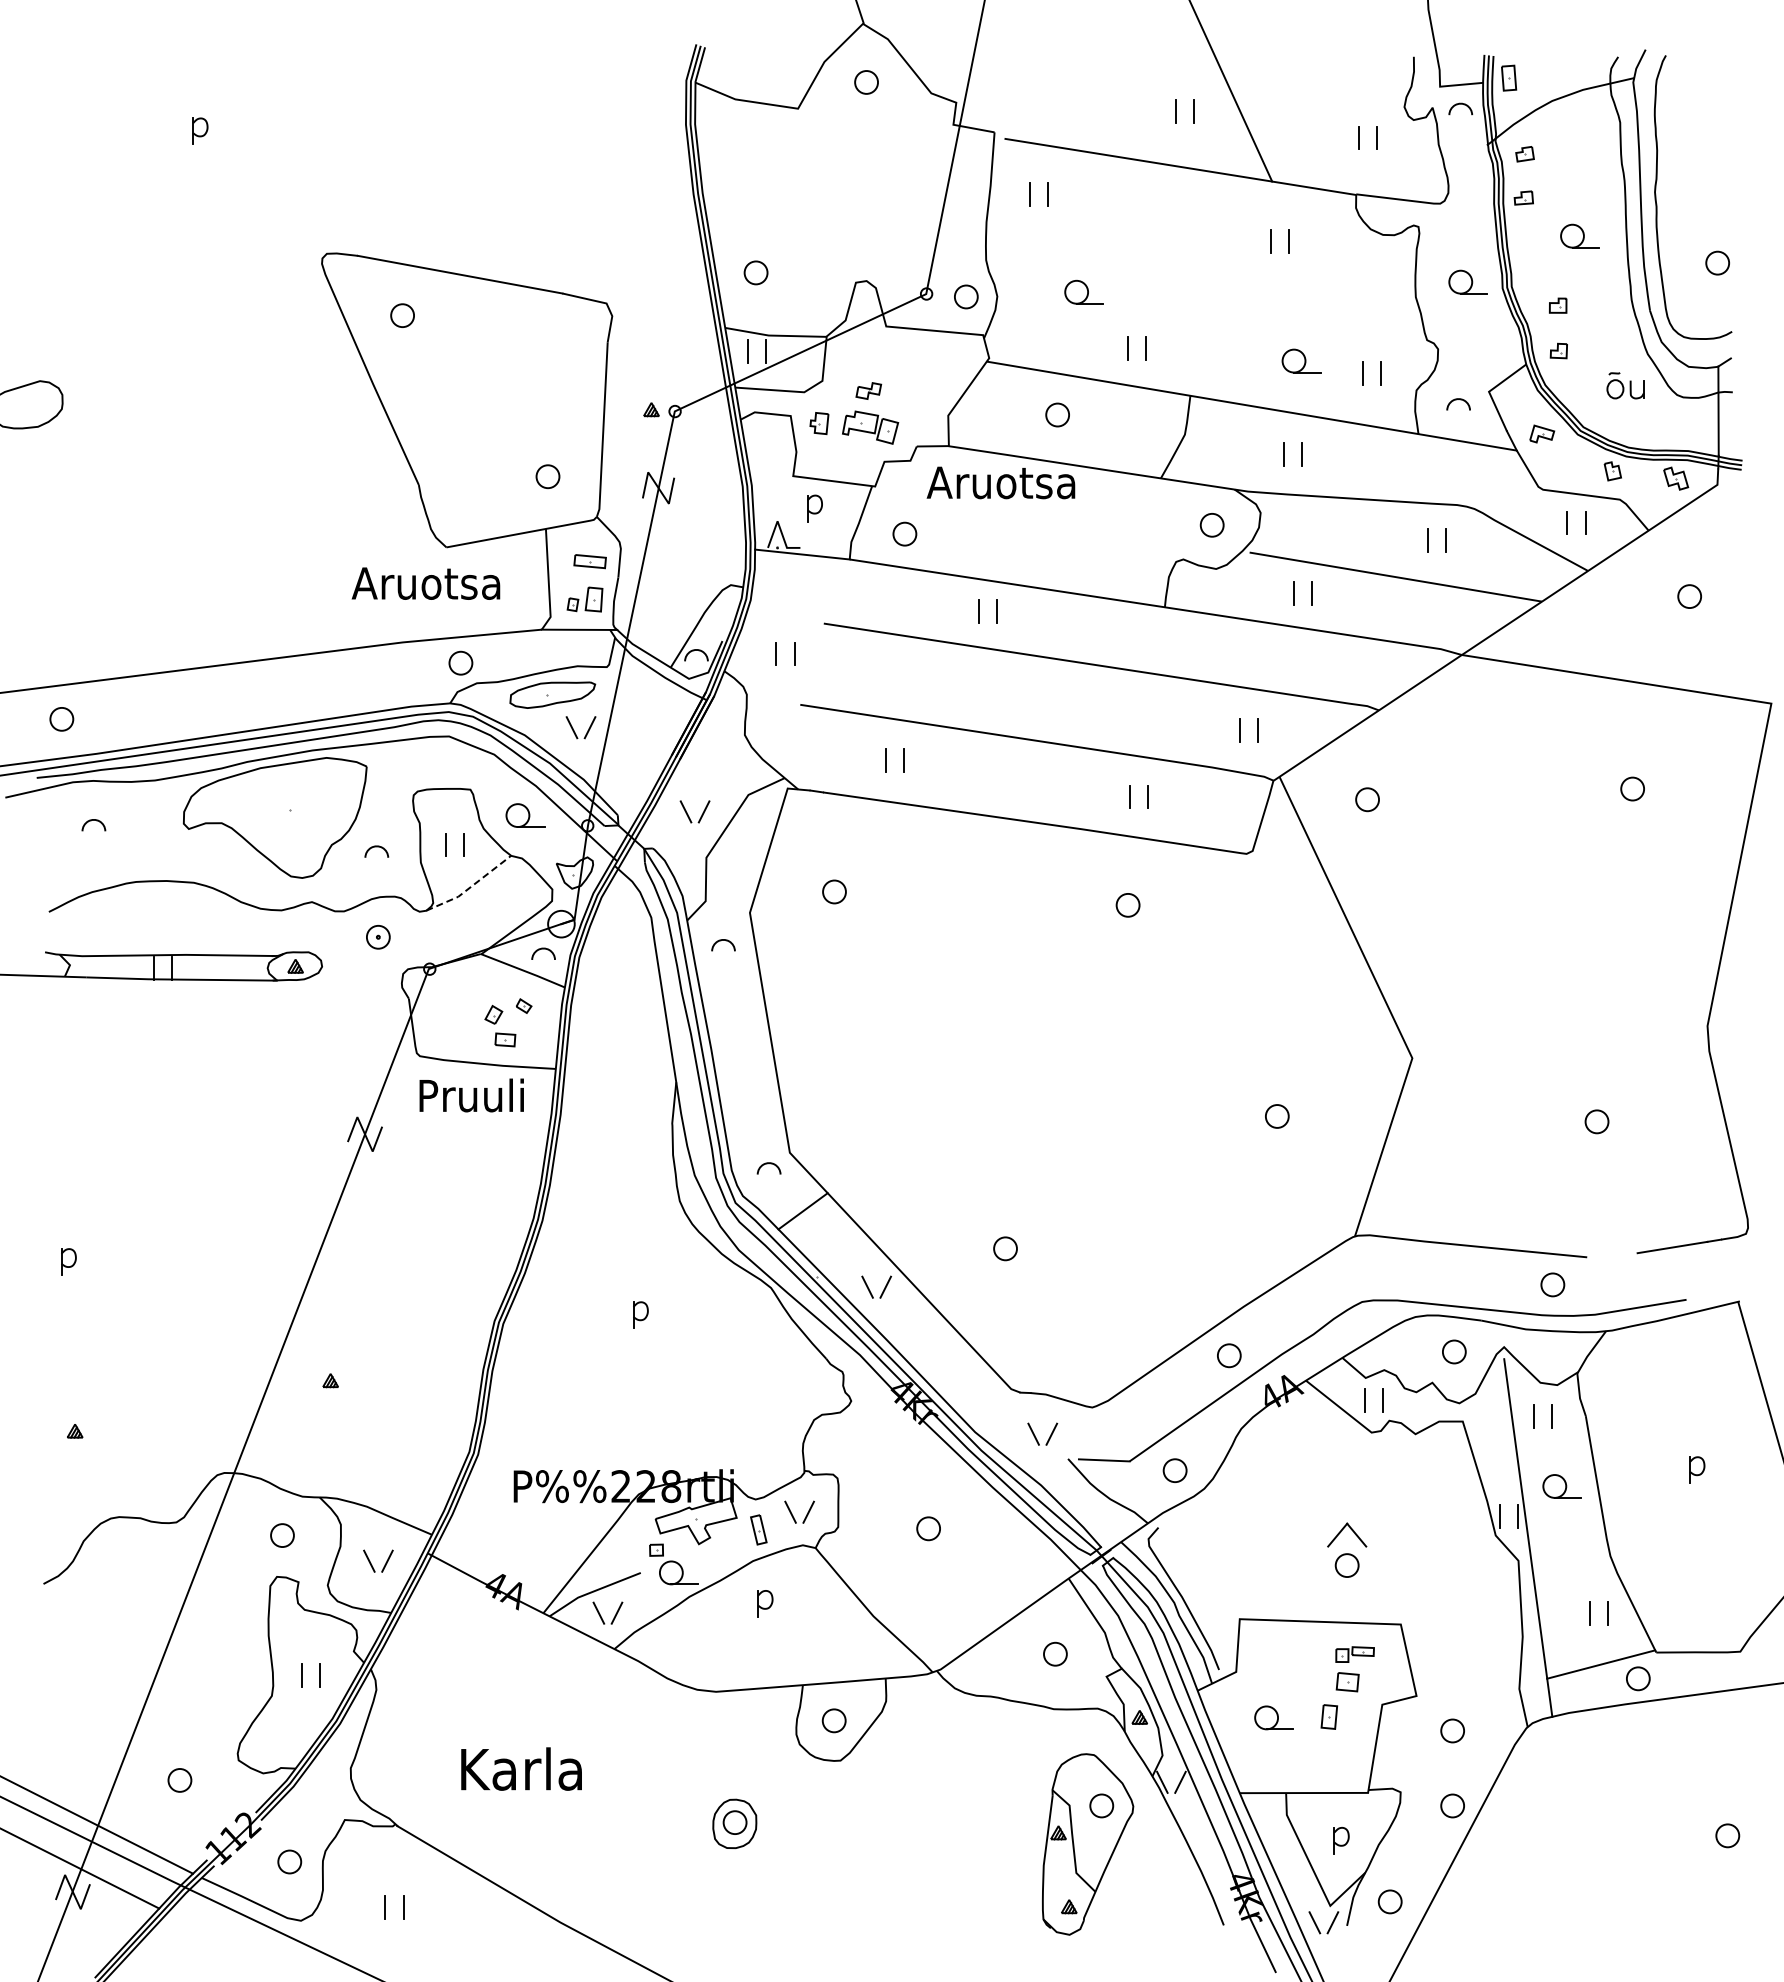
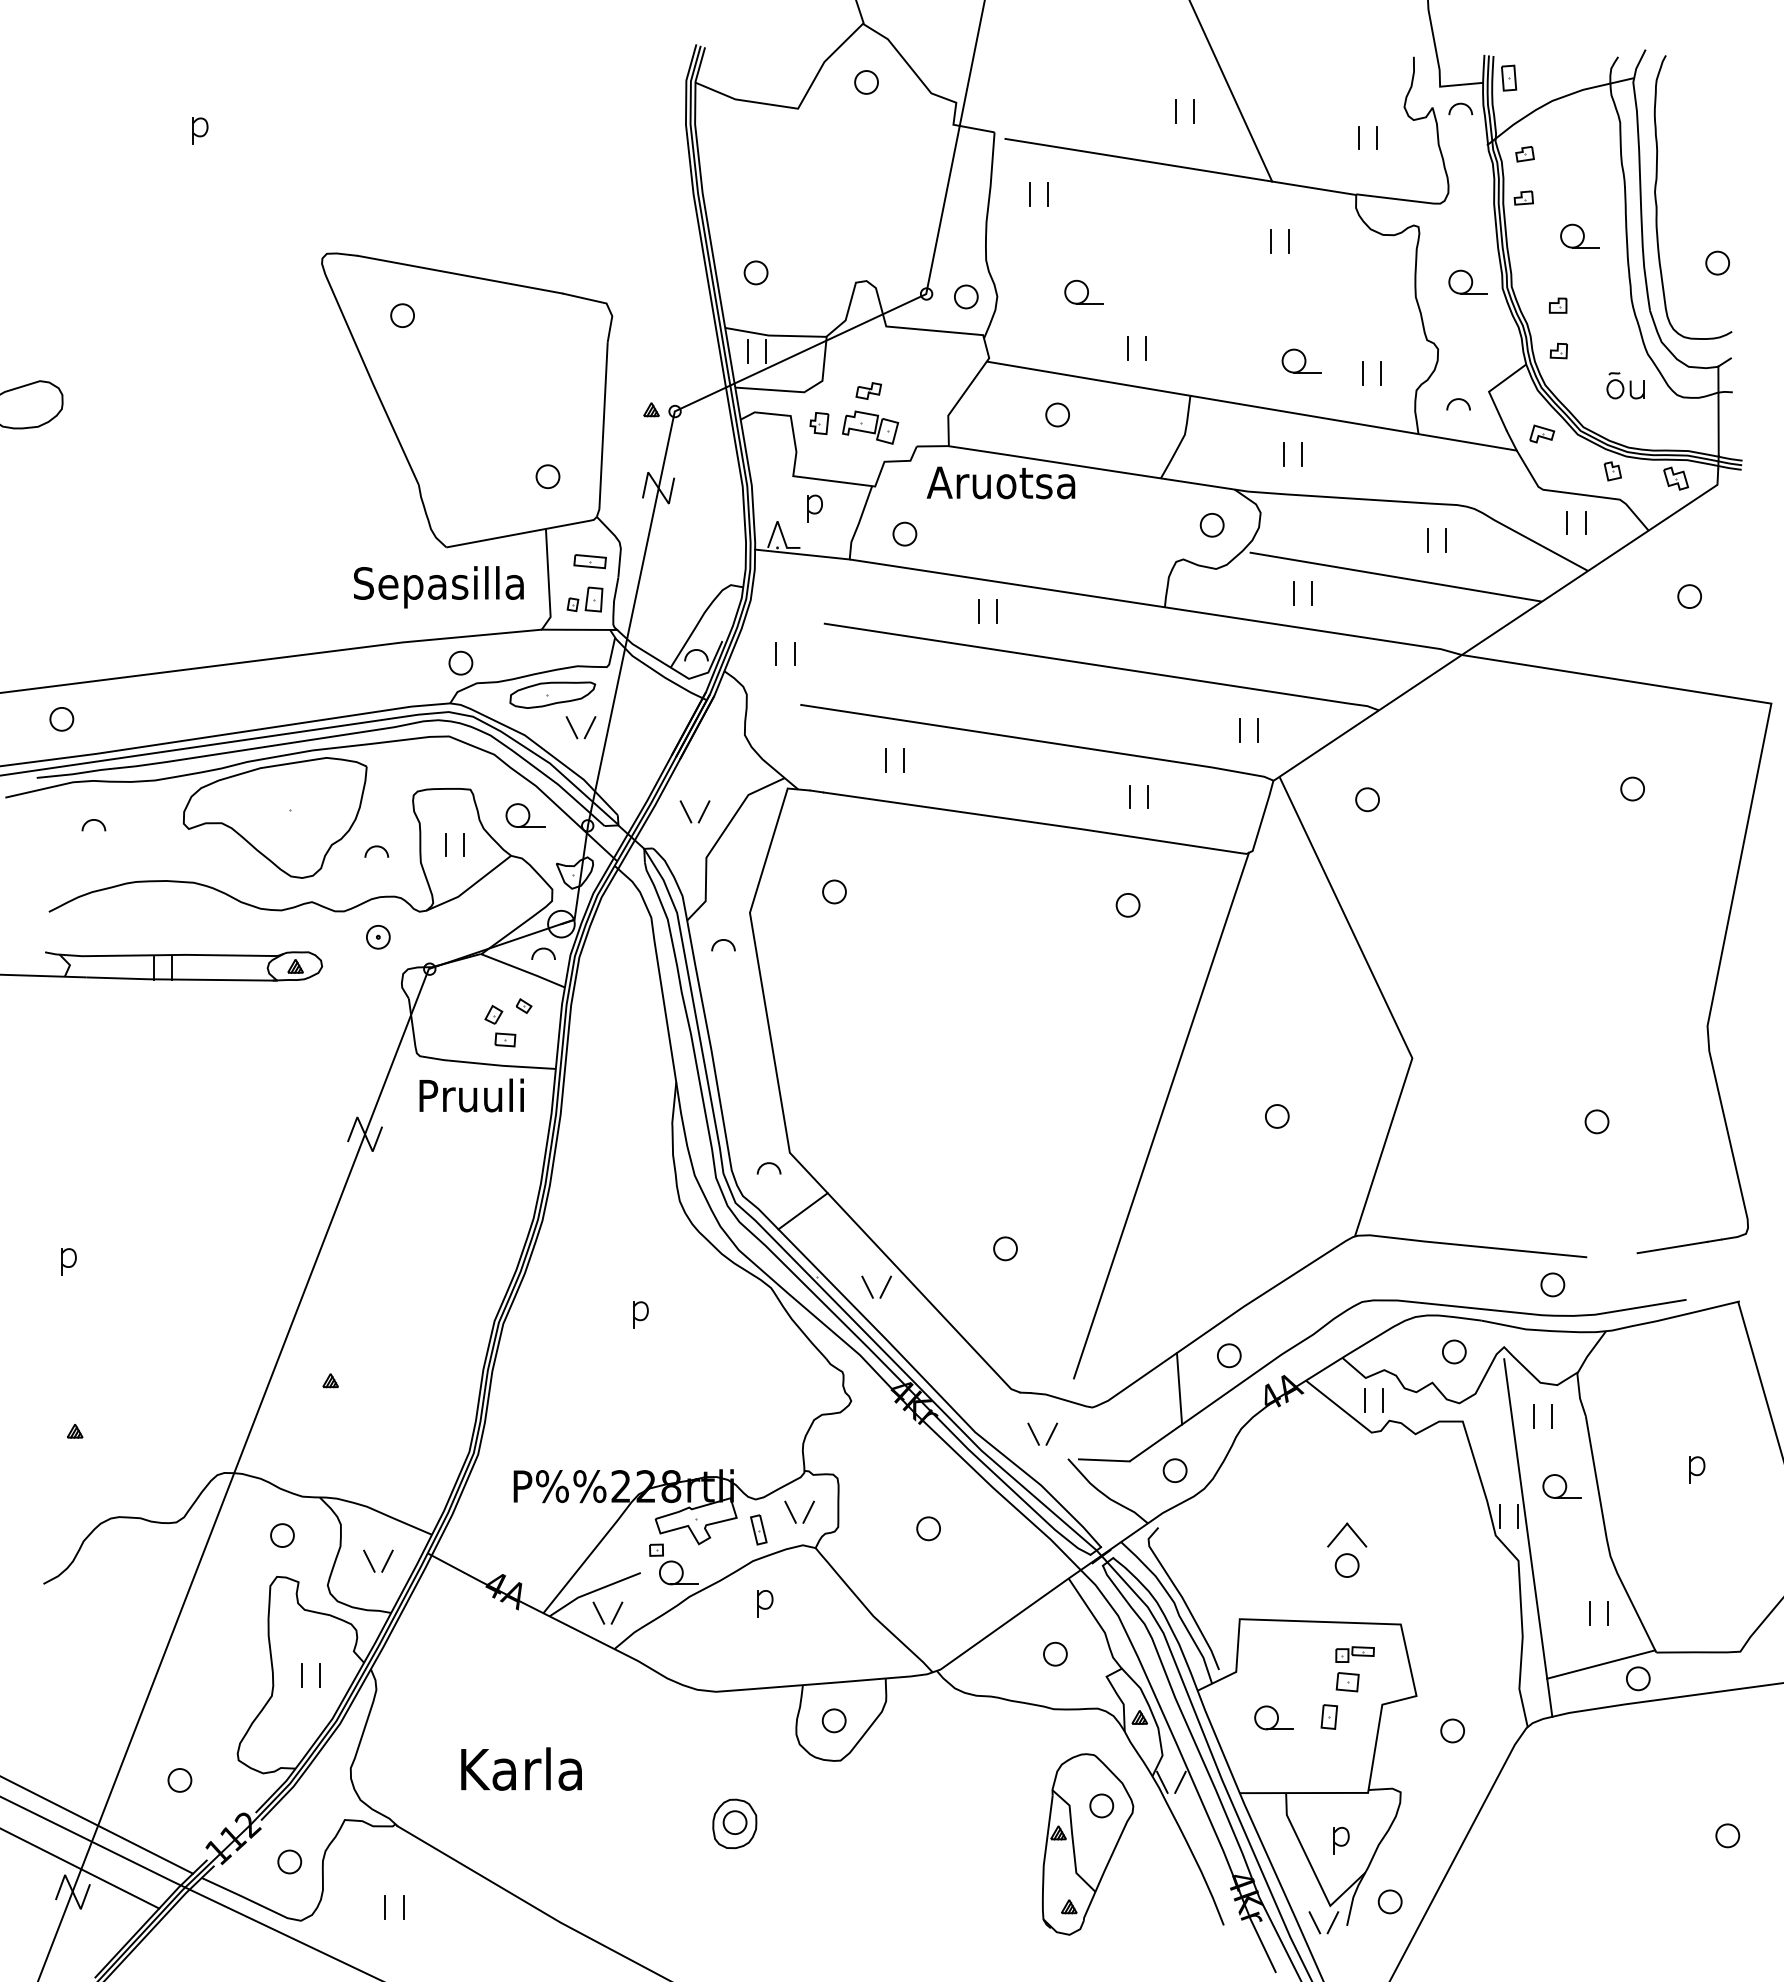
text: Aruotsa -> Sepasilla (437, 587)
line: dashed -> solid (470, 887)
line: none -> present (1160, 1115)
line: none -> present (1179, 1388)
part: present -> none (1452, 1805)
